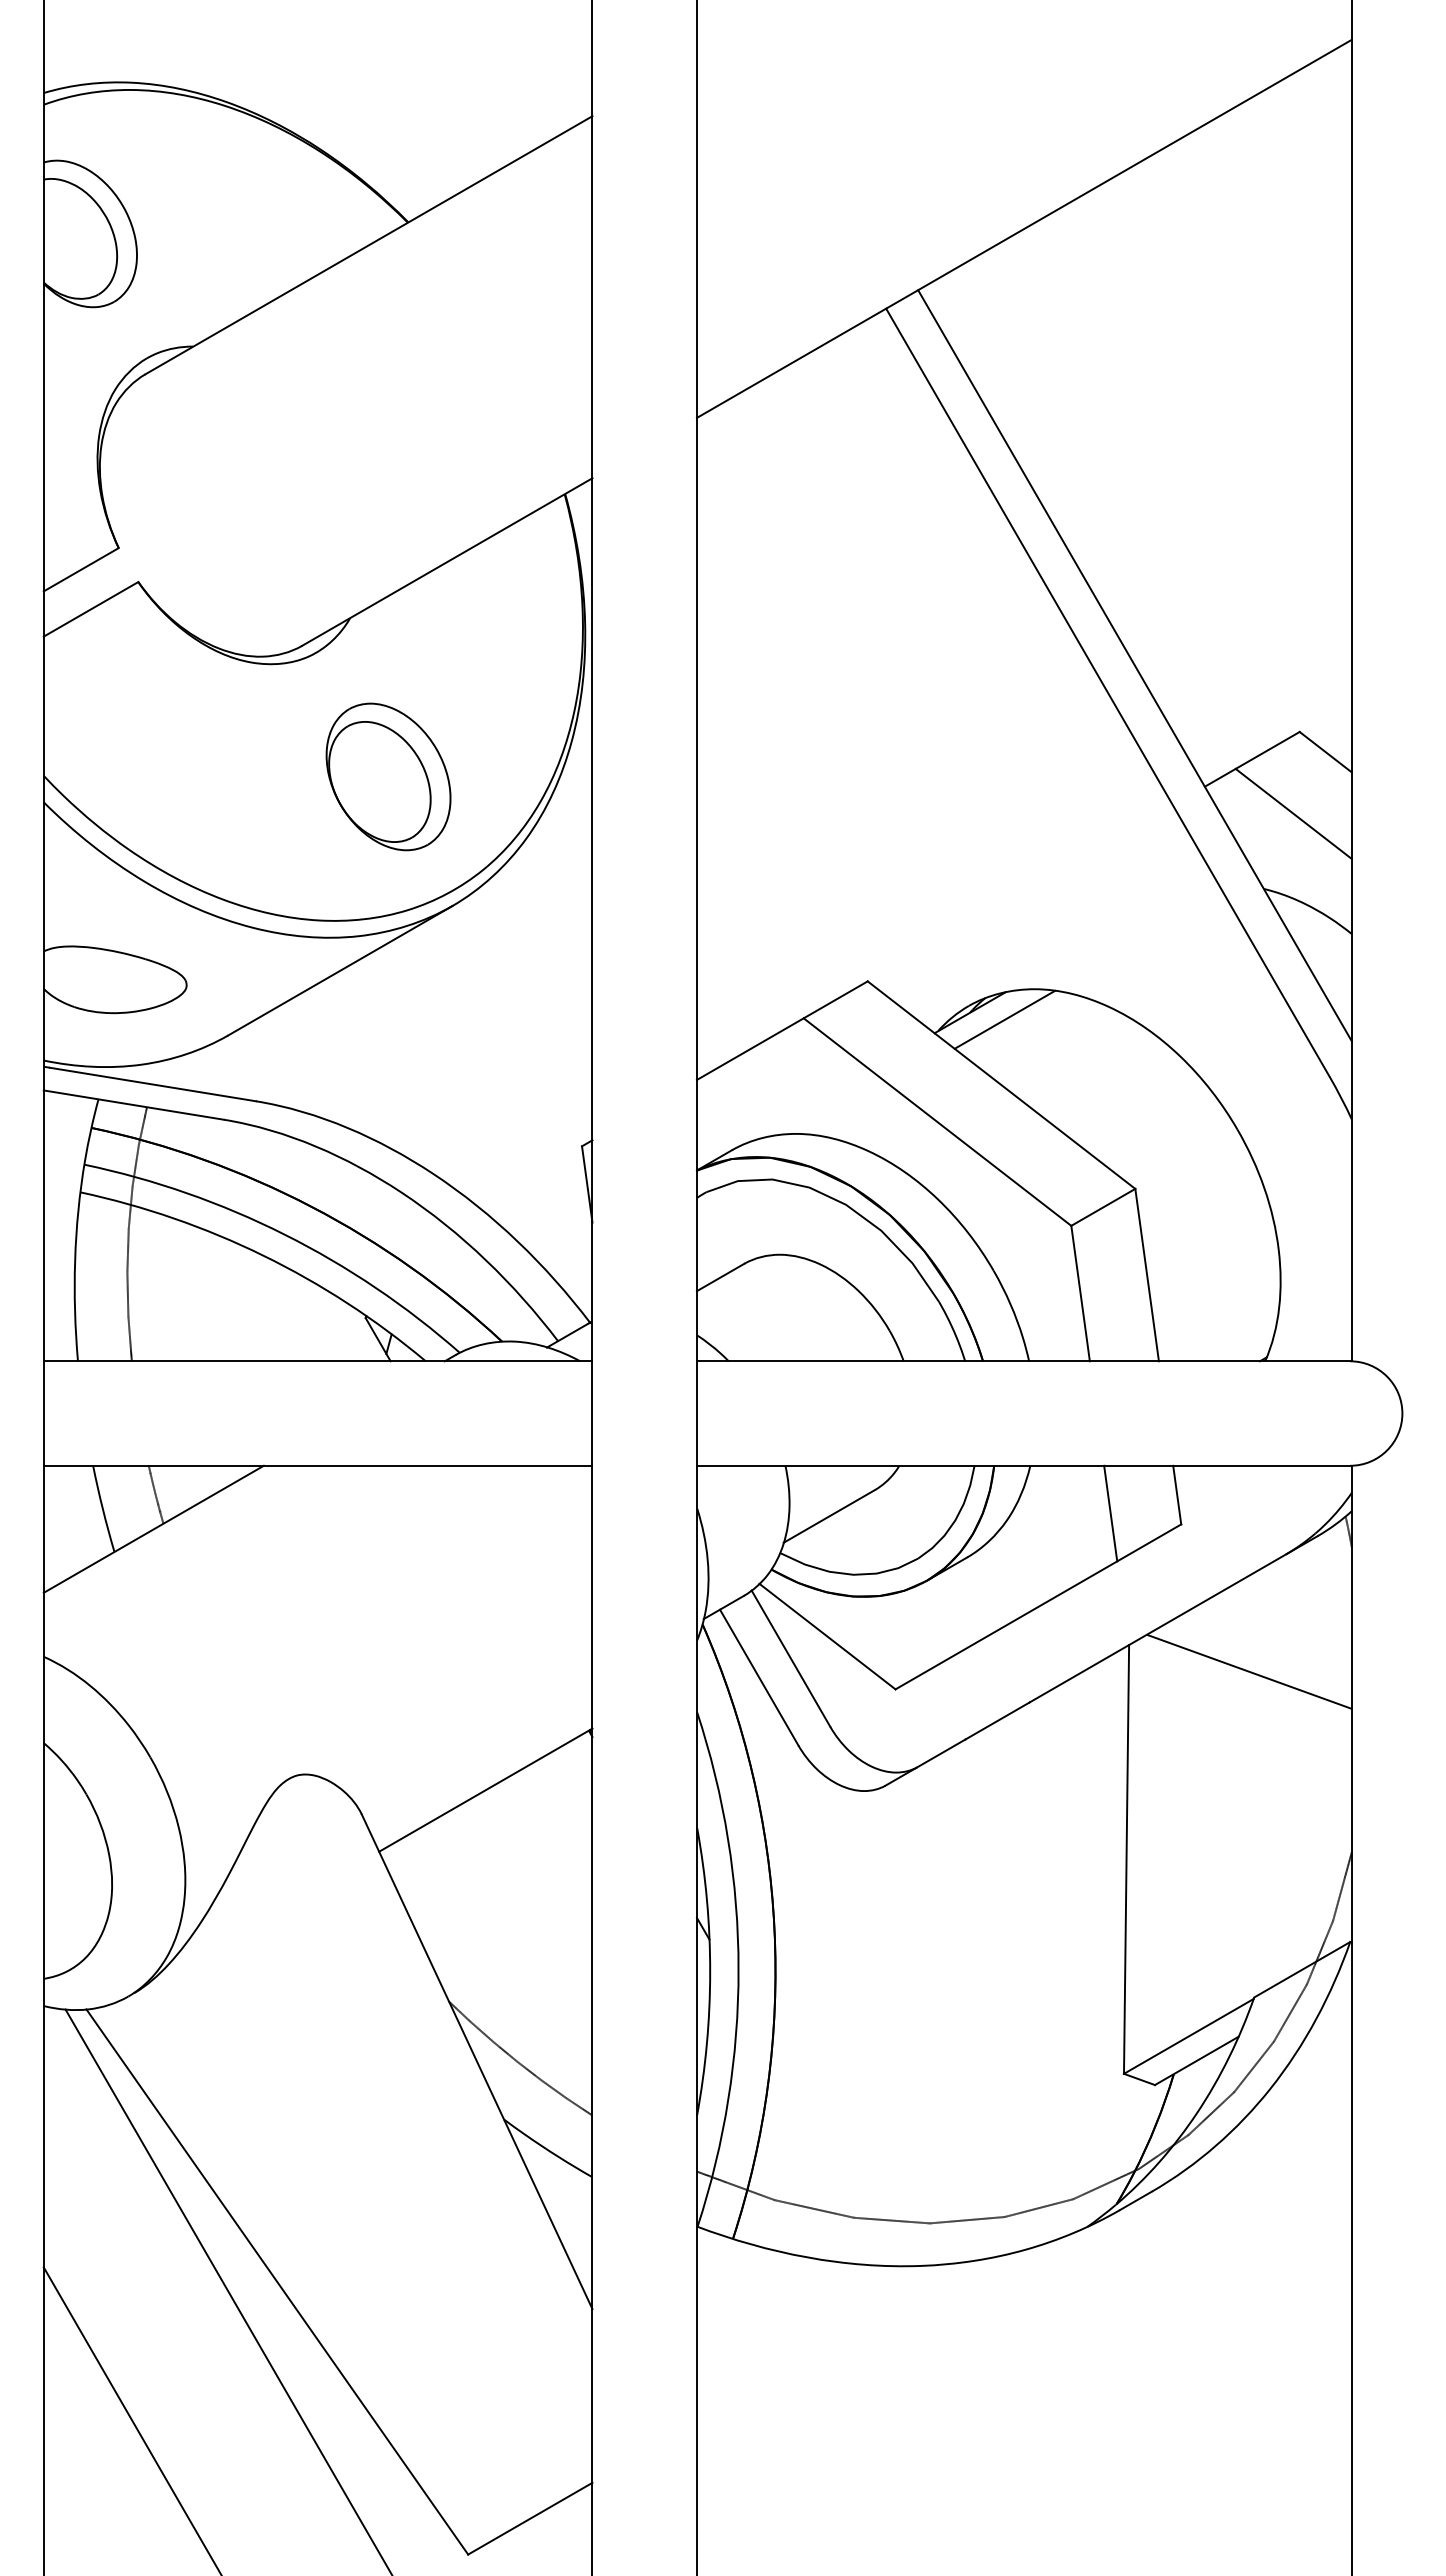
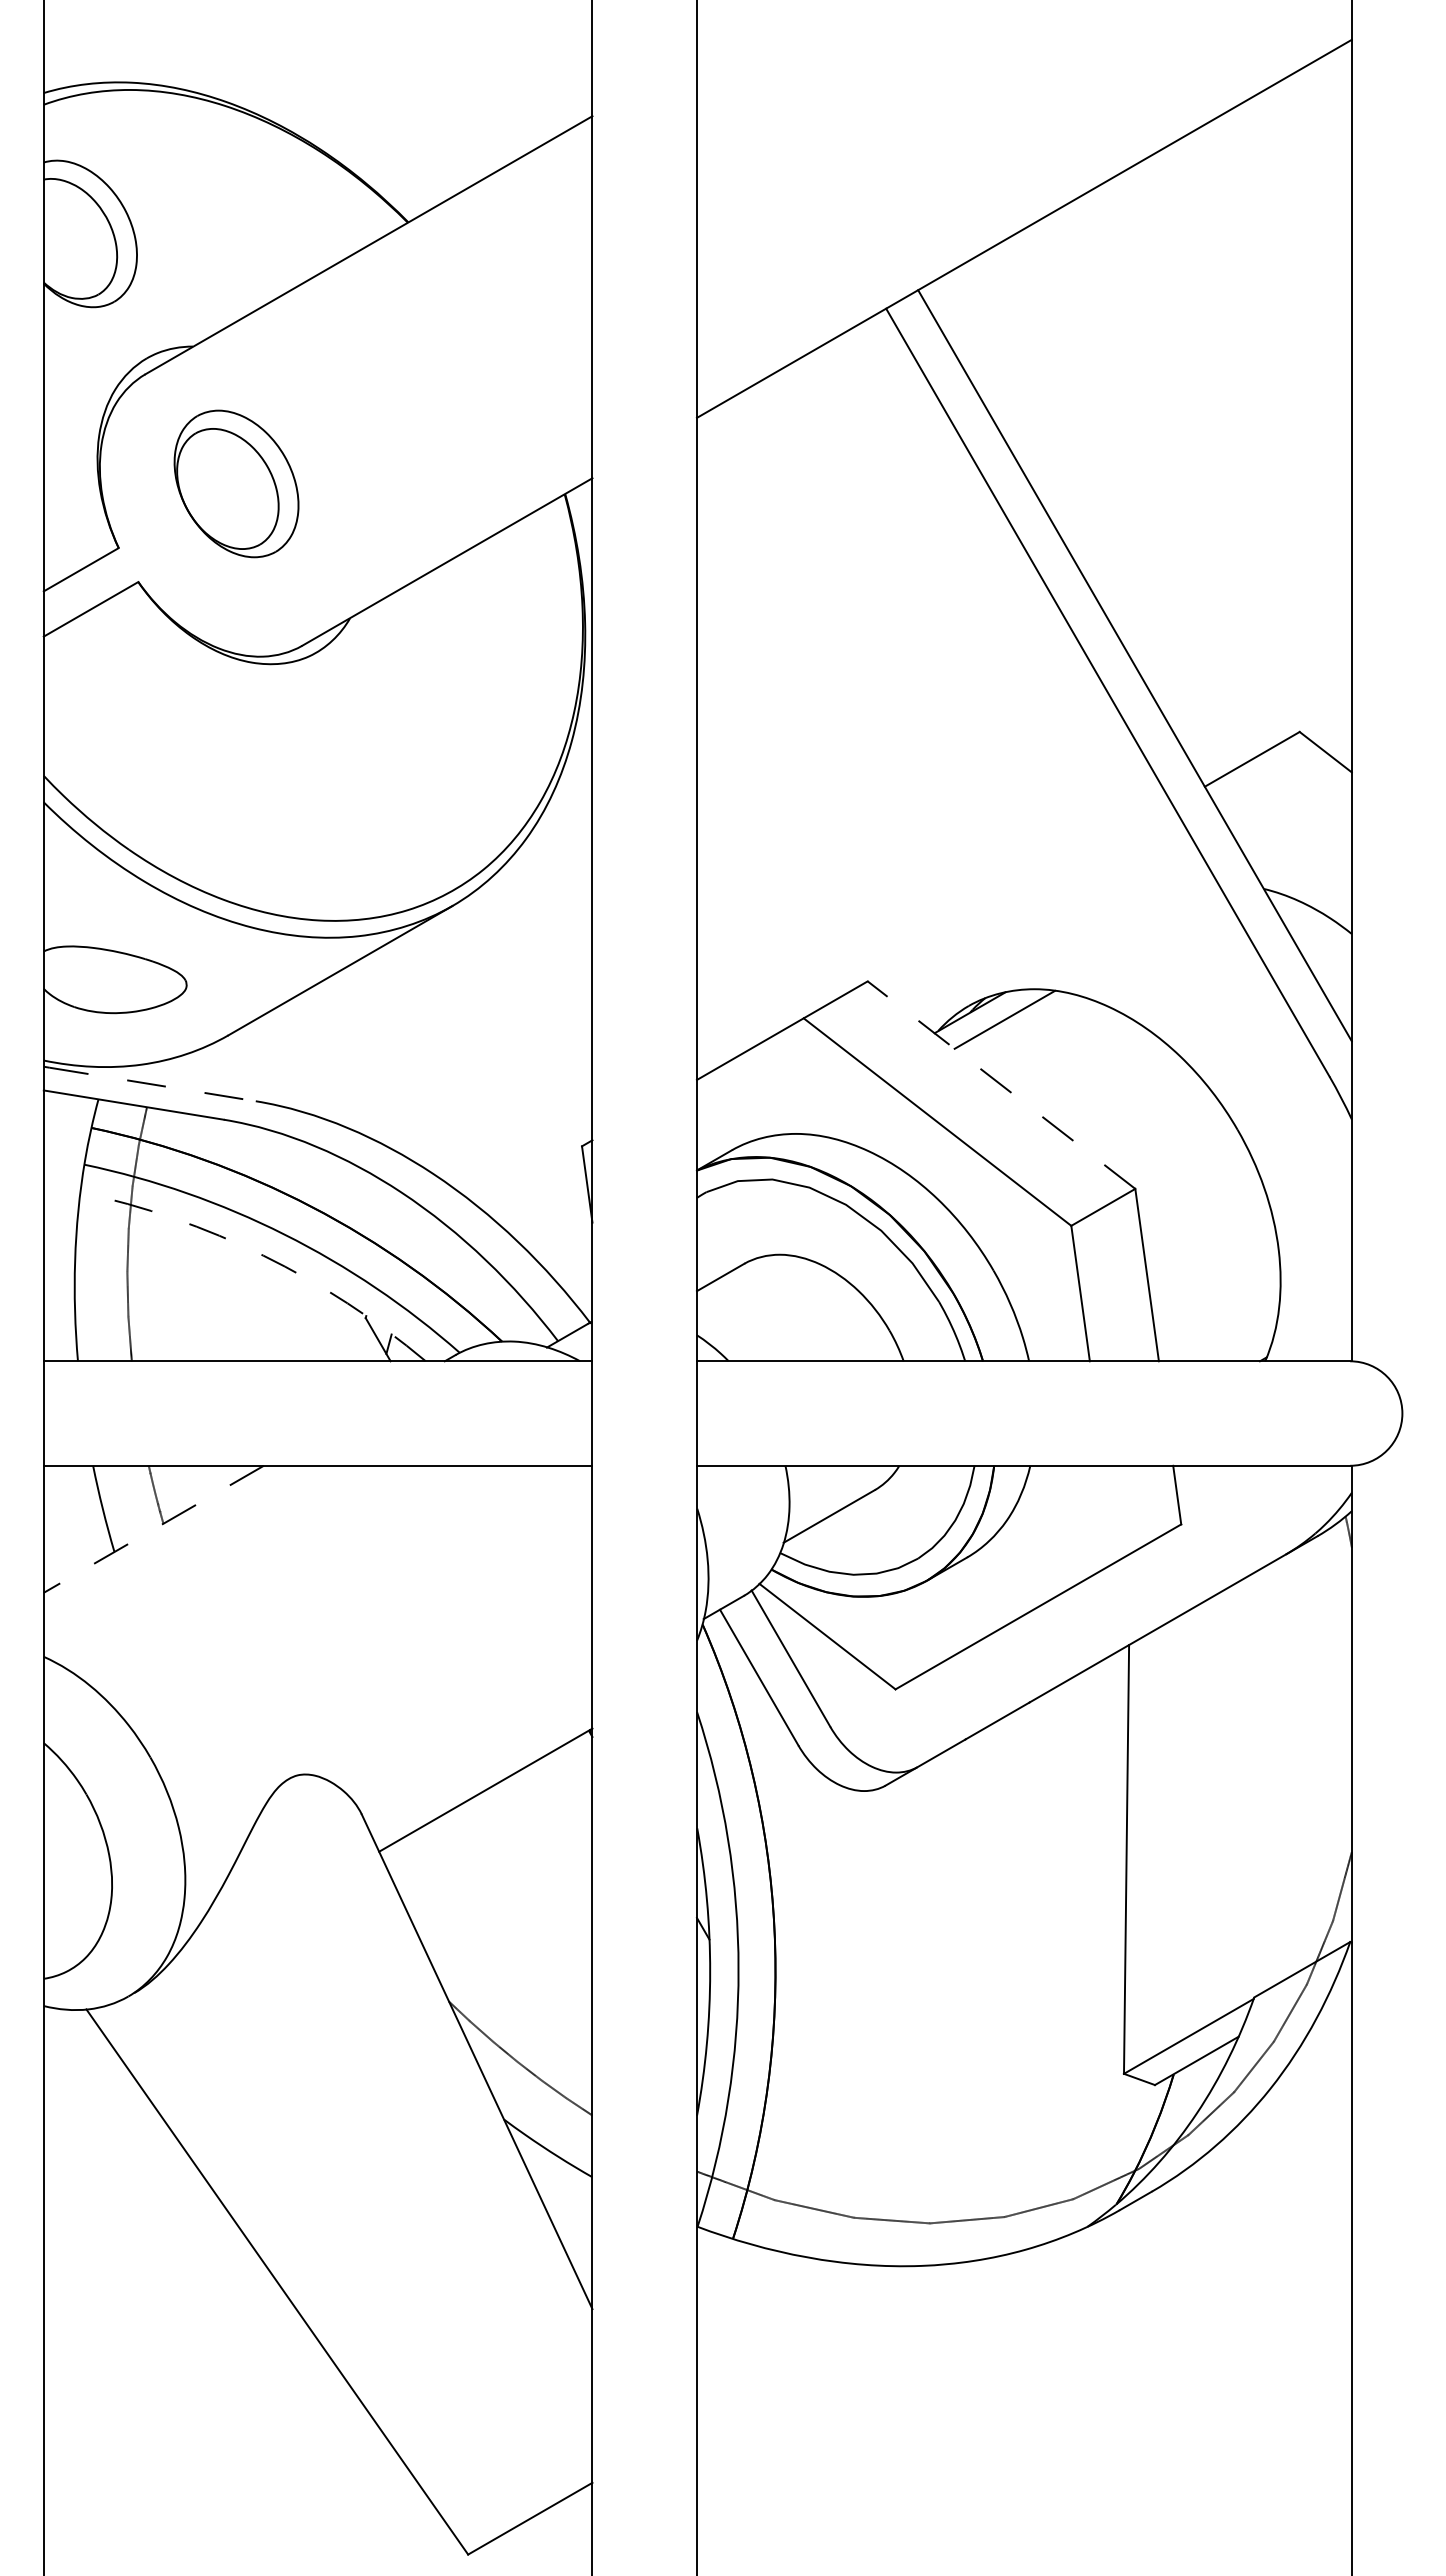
part position: (388, 776) -> (236, 483) (236, 483)
line: present -> none (1293, 813)
line: solid -> dashed (153, 1084)
line: solid -> dashed (1001, 1084)
arc: solid -> dashed (263, 1255)
line: present -> none (1110, 1513)
line: solid -> dashed (153, 1529)
line: present -> none (1248, 1671)
line: present -> none (227, 2290)
line: present -> none (131, 2419)
